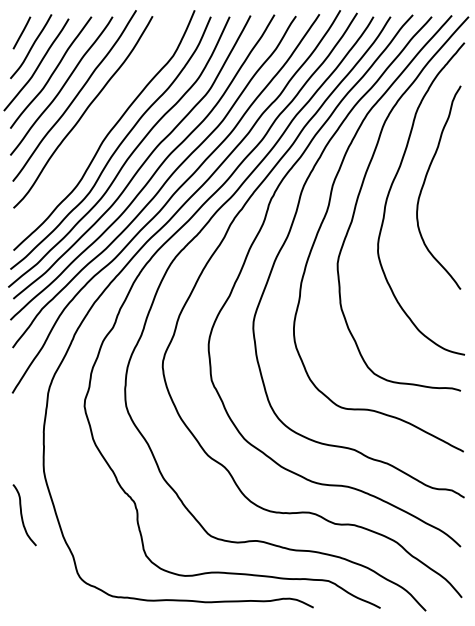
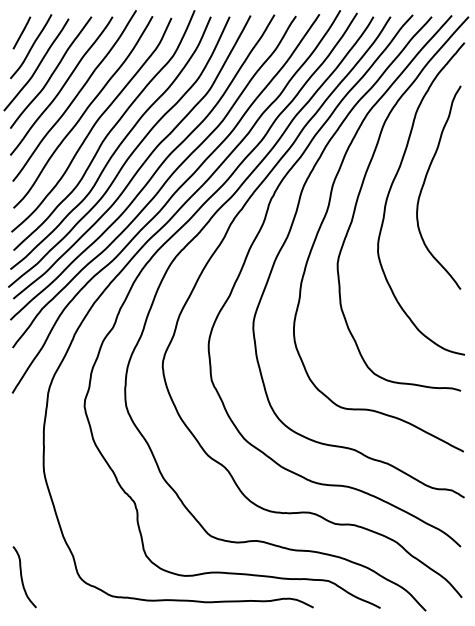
curve: none -> present (92, 125)
curve position: (22, 515) -> (22, 577) (22, 577)
